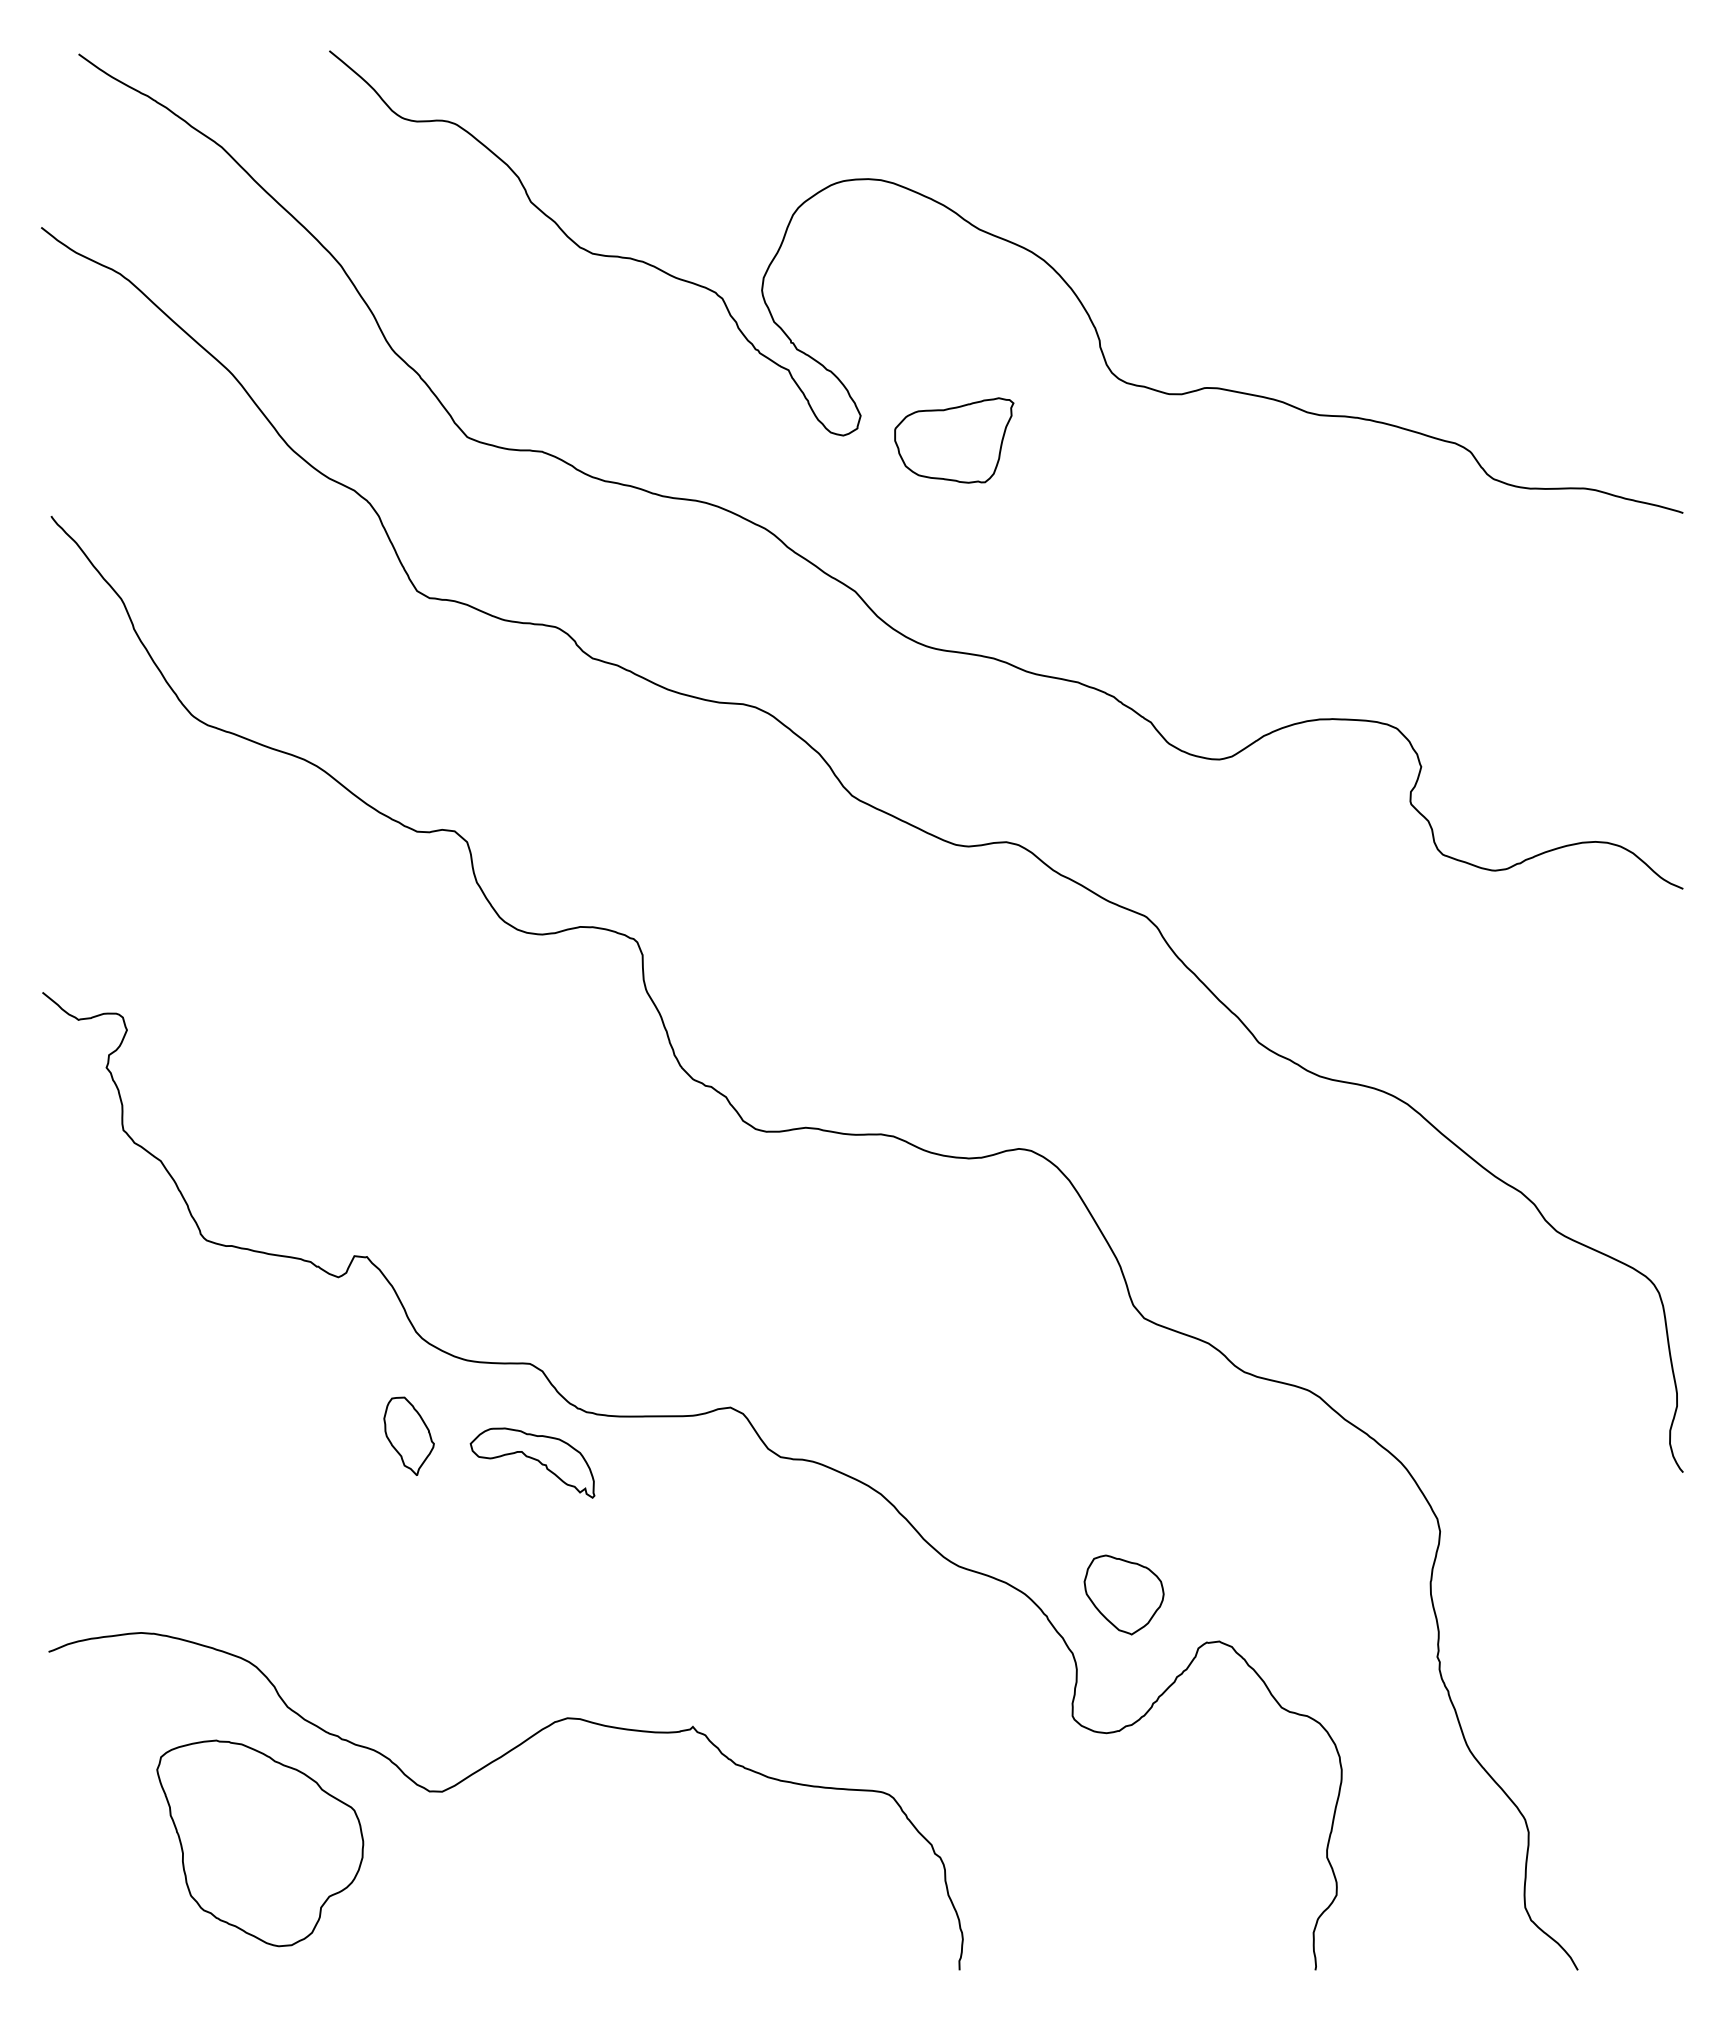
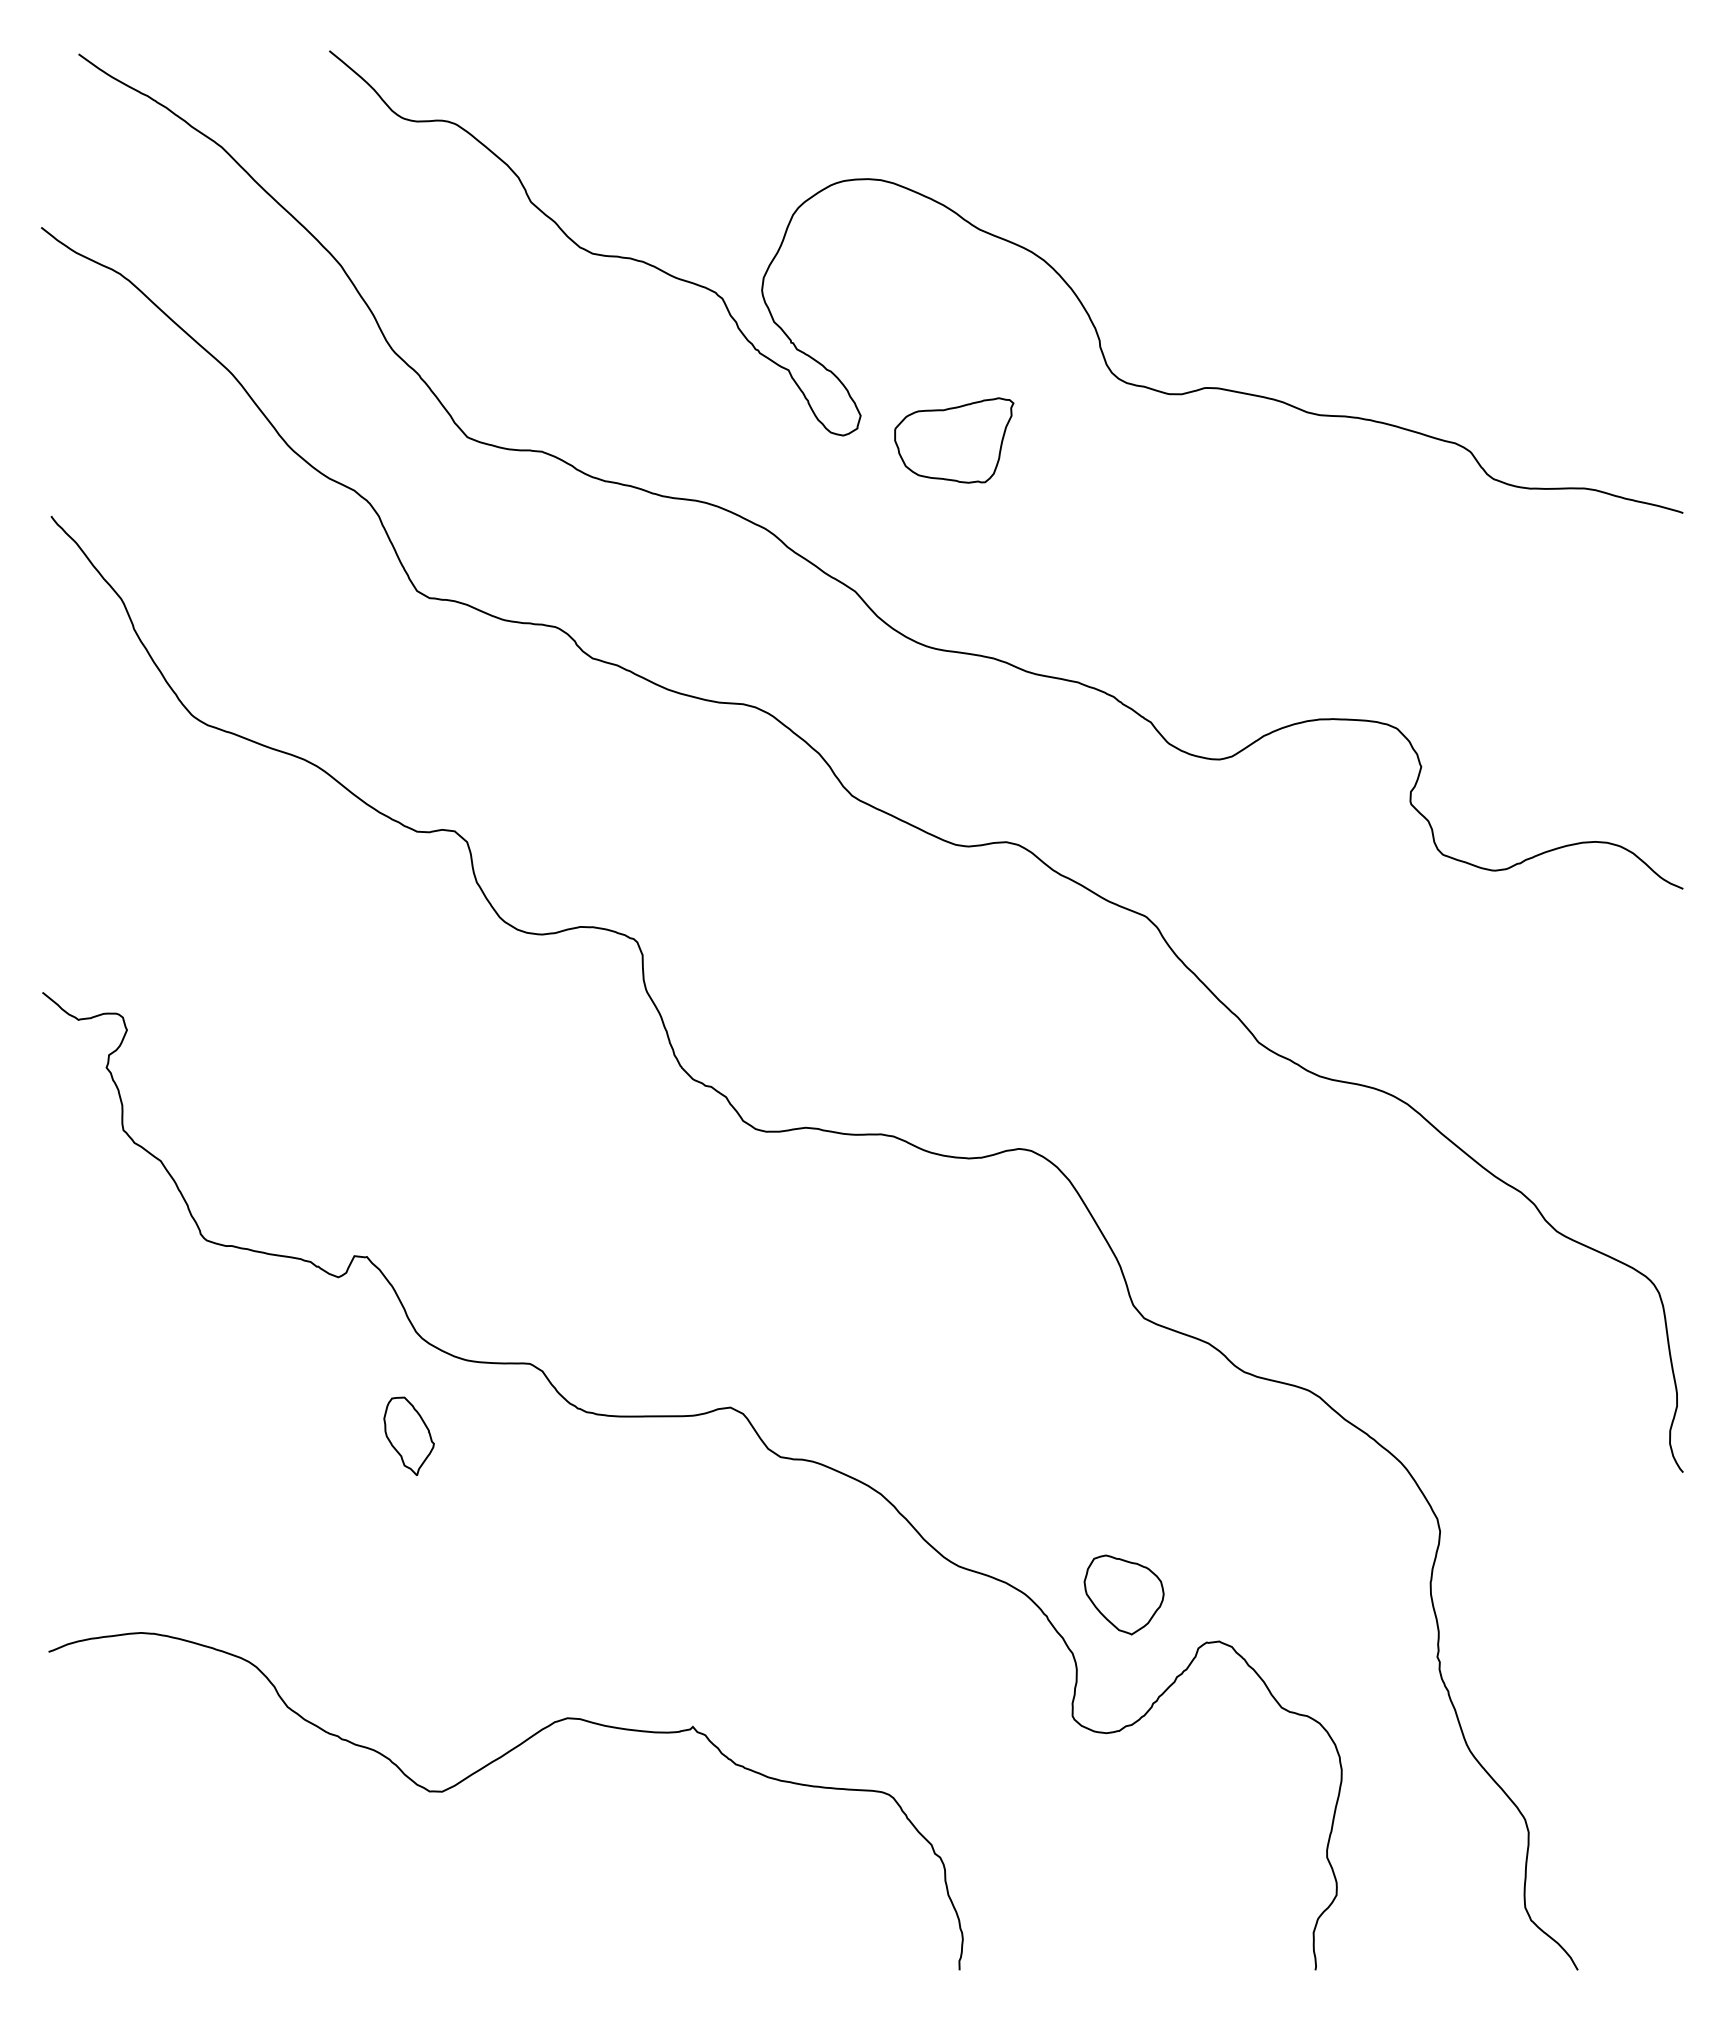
part: present -> none (532, 1462)
part: present -> none (260, 1843)
